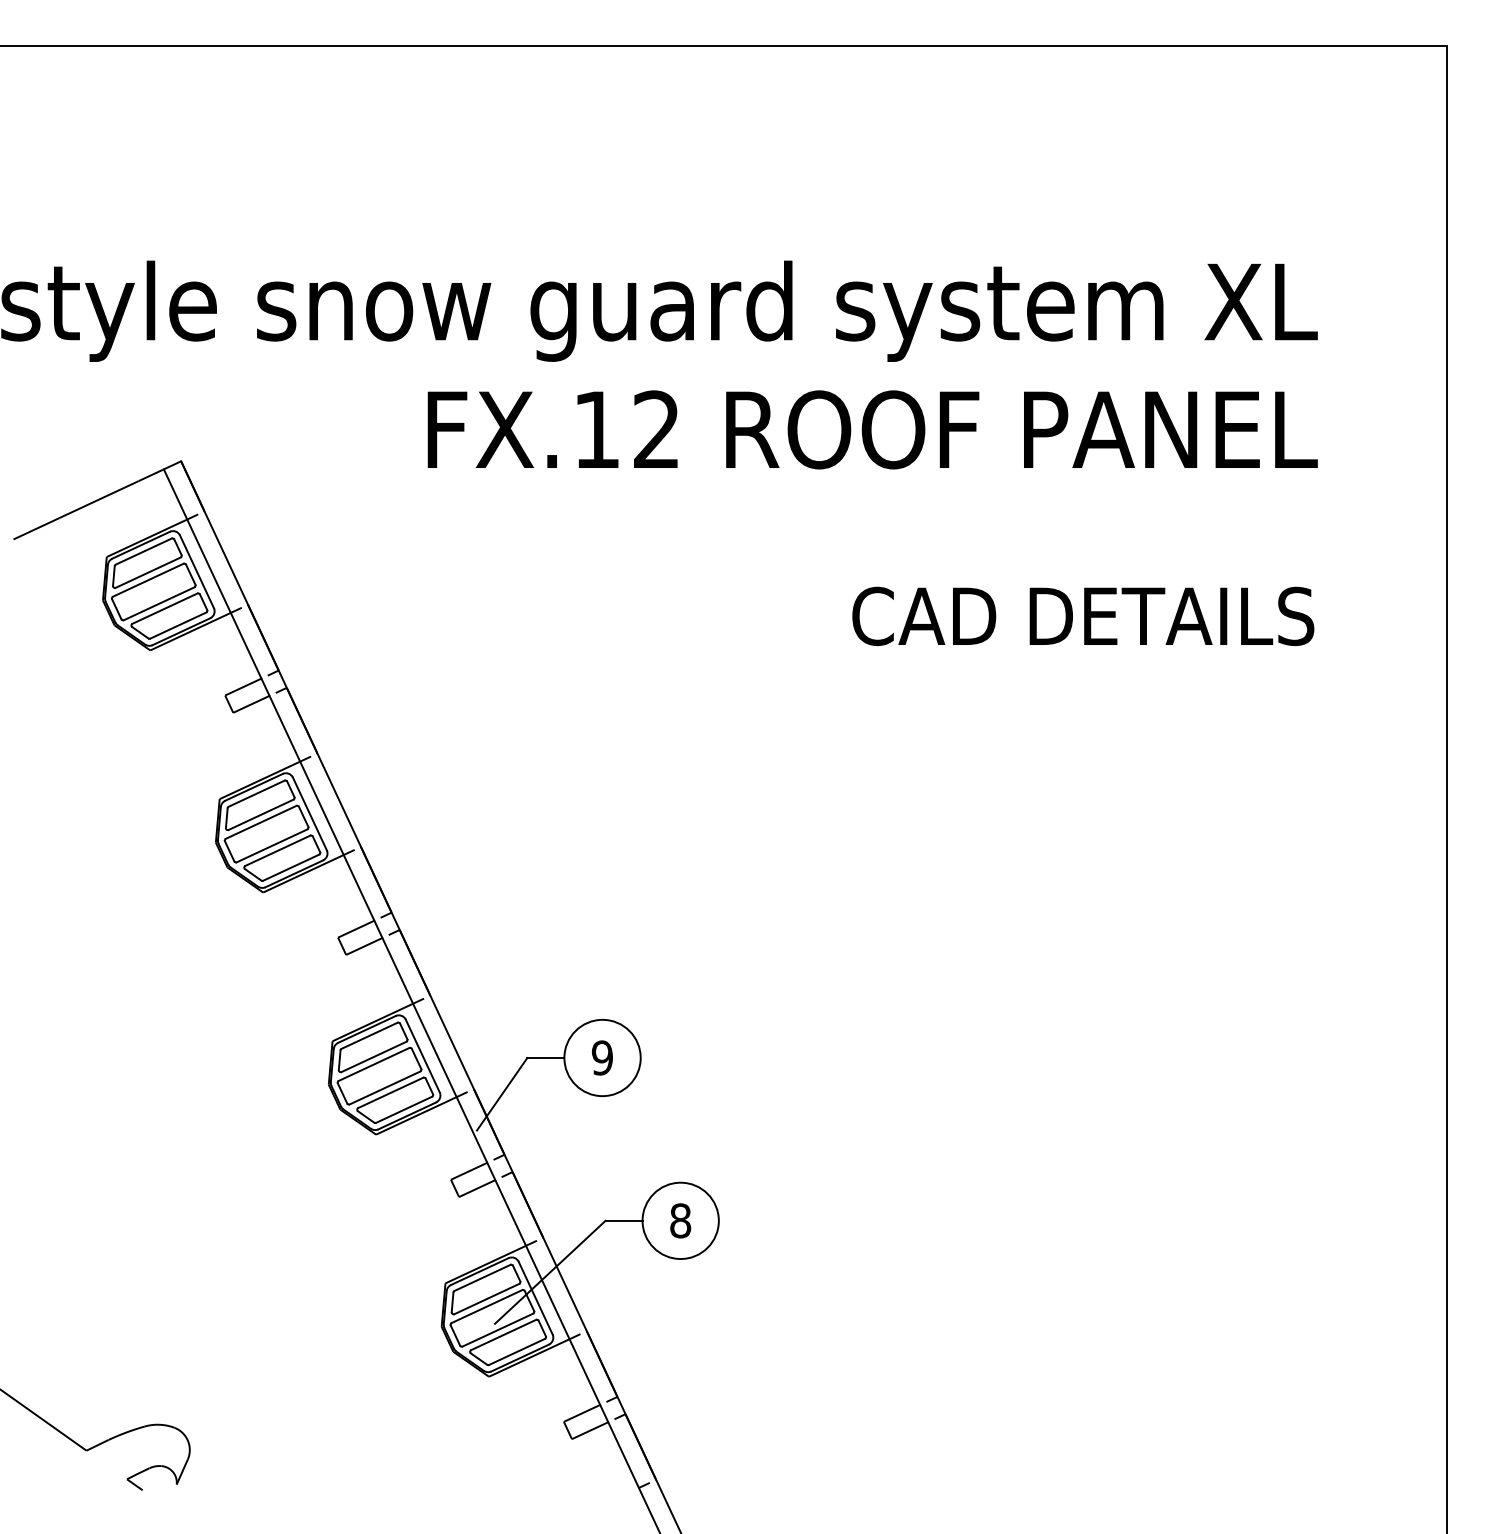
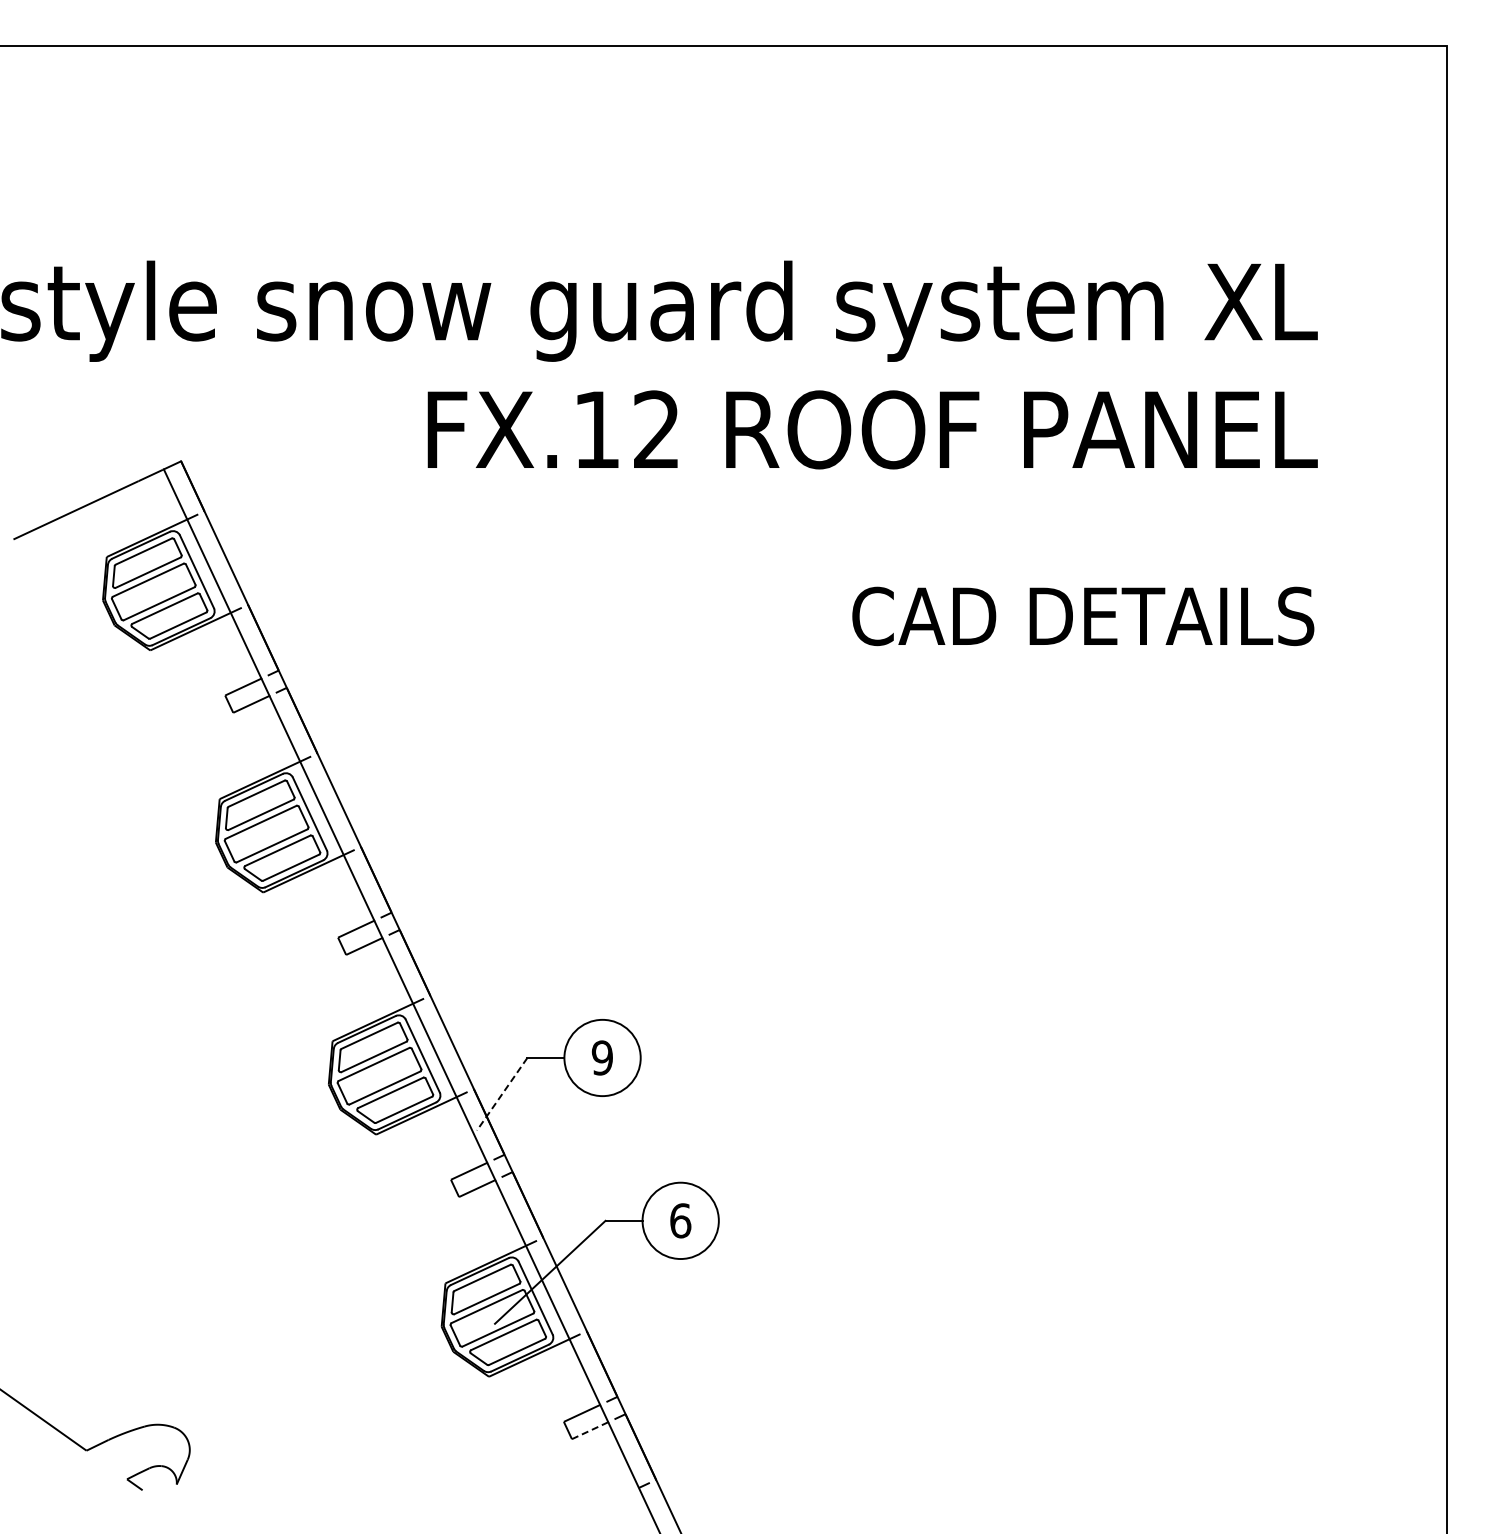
line: solid -> dashed (501, 1094)
text: 8 -> 6 (680, 1220)
line: solid -> dashed (590, 1430)
